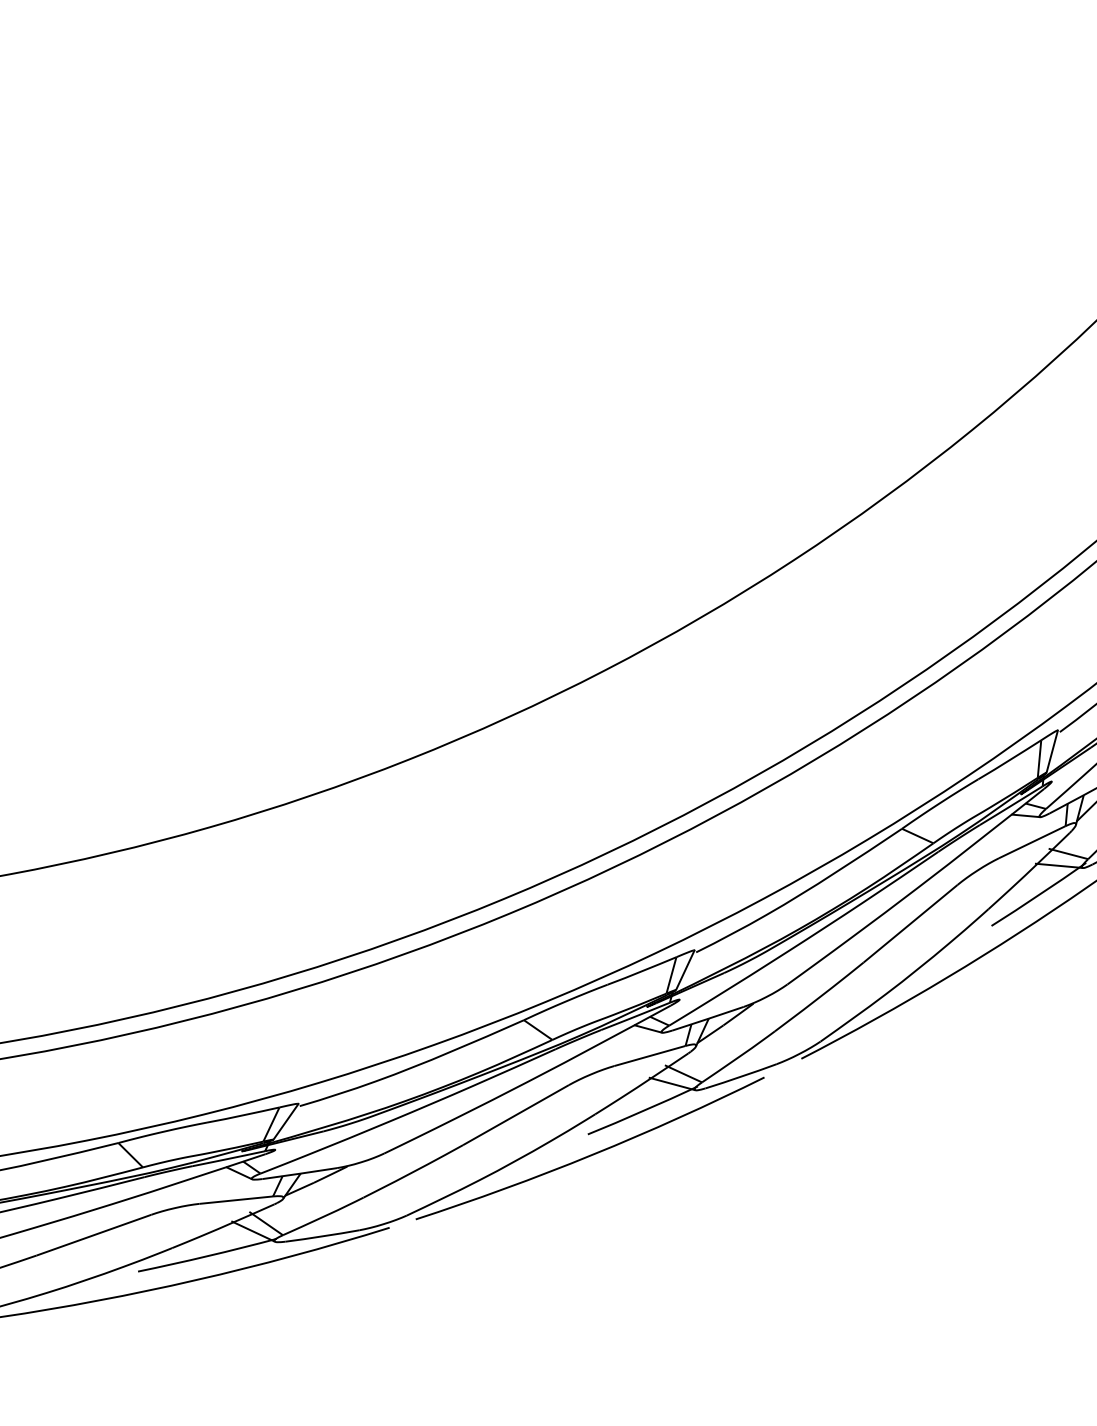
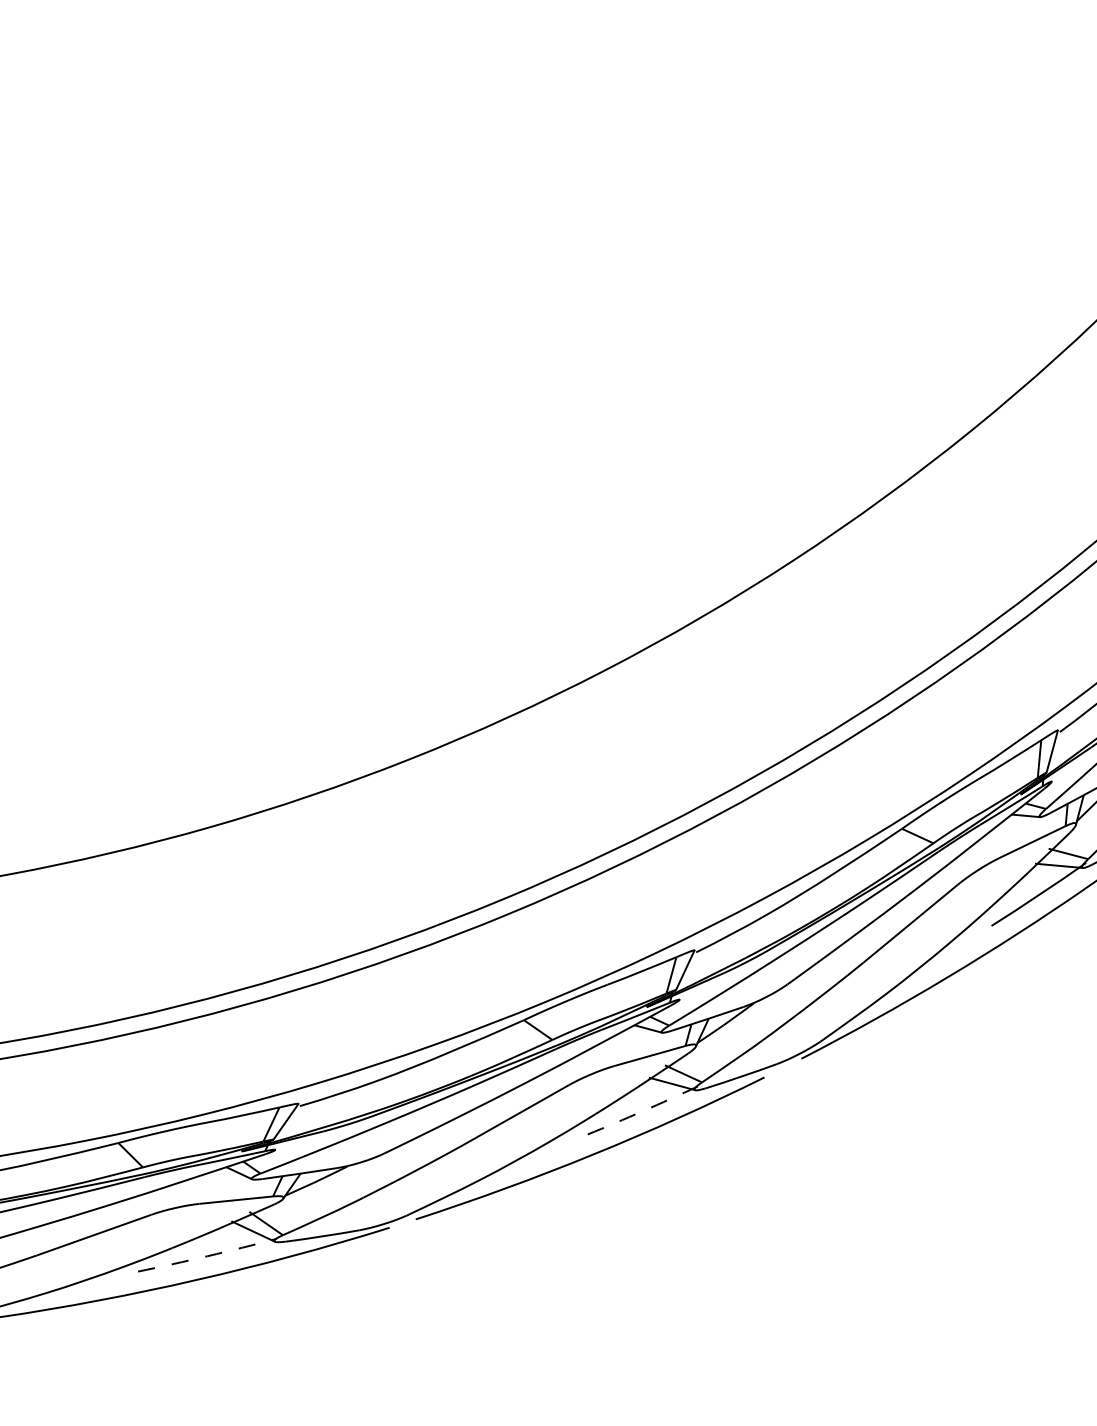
arc: solid -> dashed (643, 1111)
arc: solid -> dashed (207, 1256)
